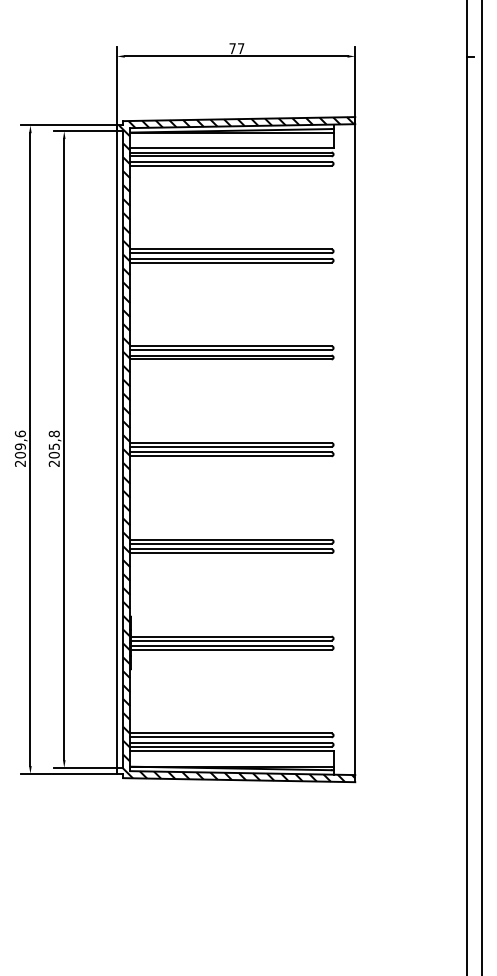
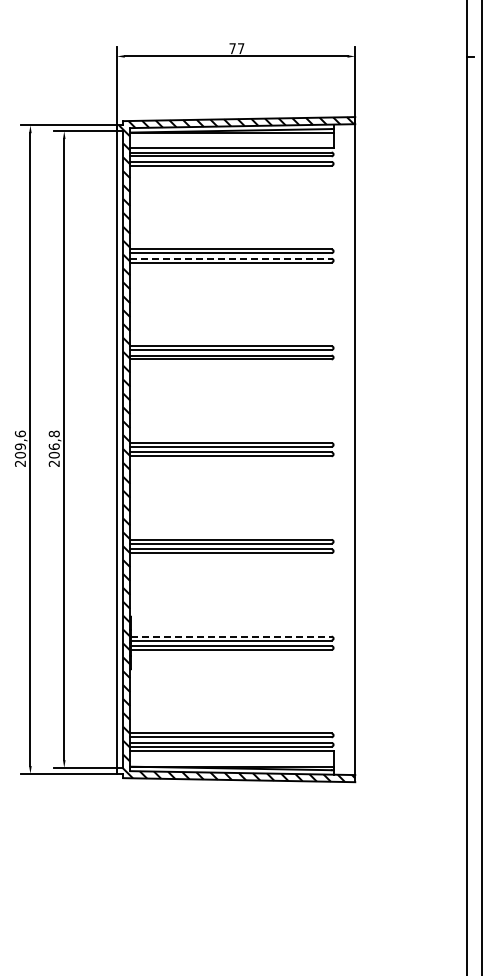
line: solid -> dashed (231, 258)
text: 205,8 -> 206,8 (53, 446)
line: solid -> dashed (231, 636)
